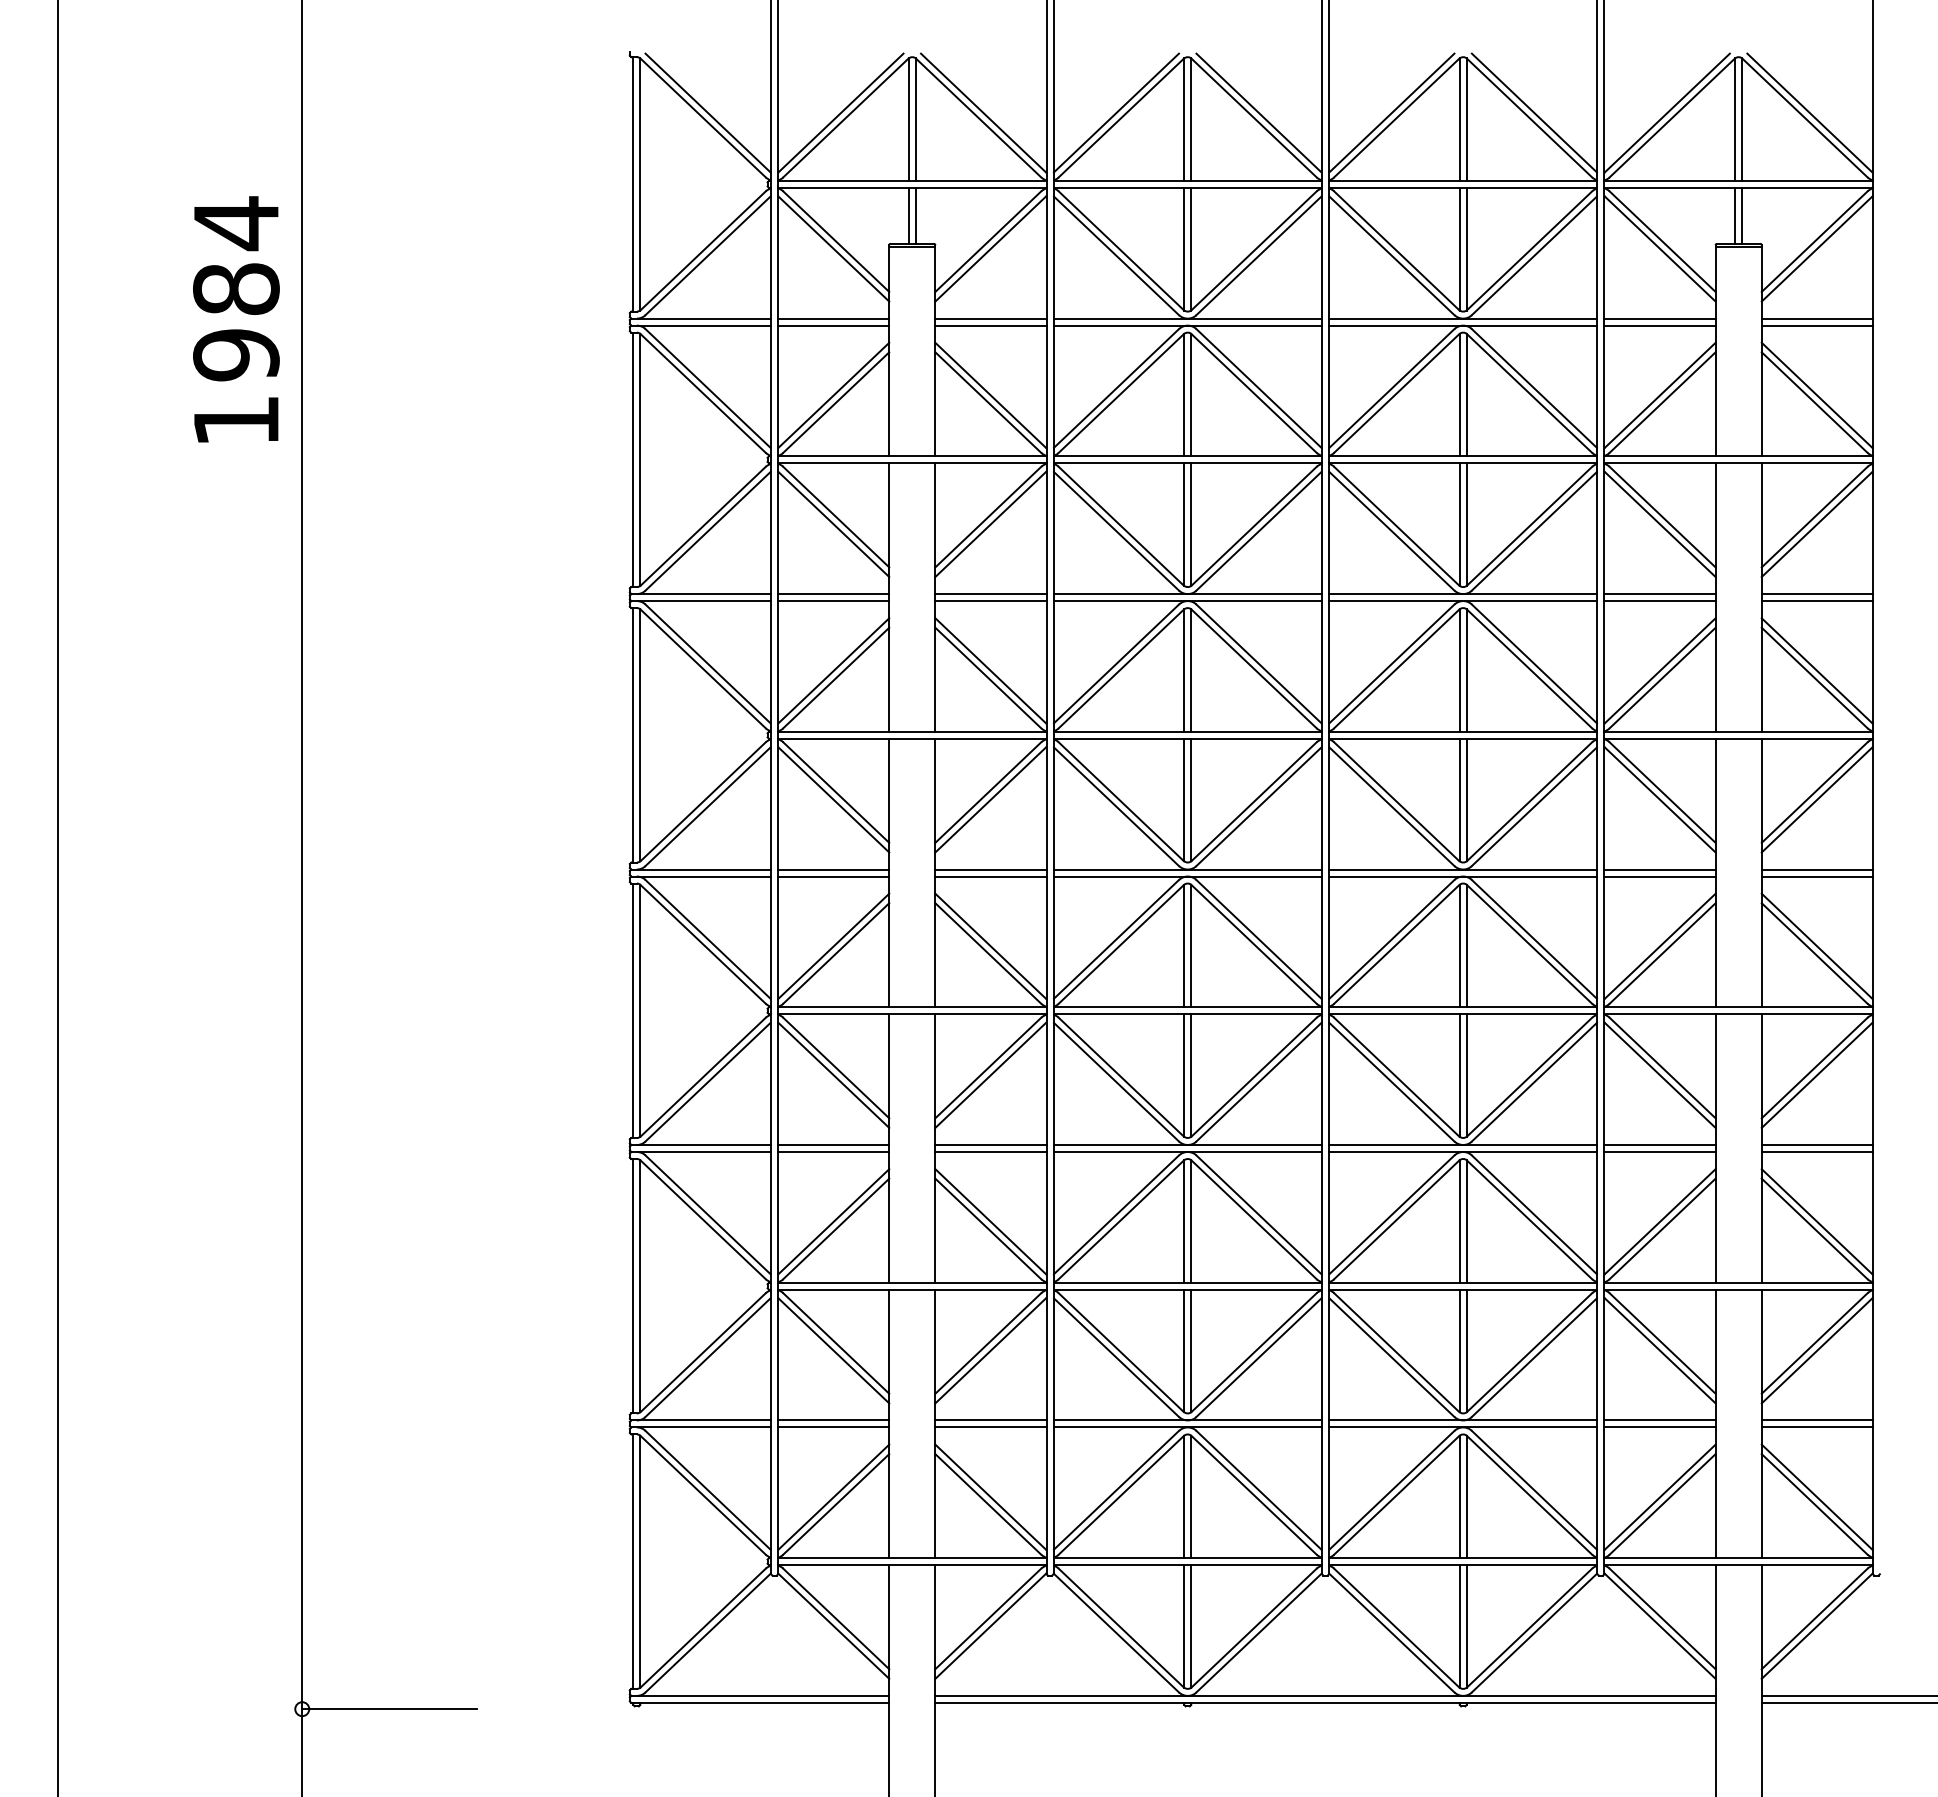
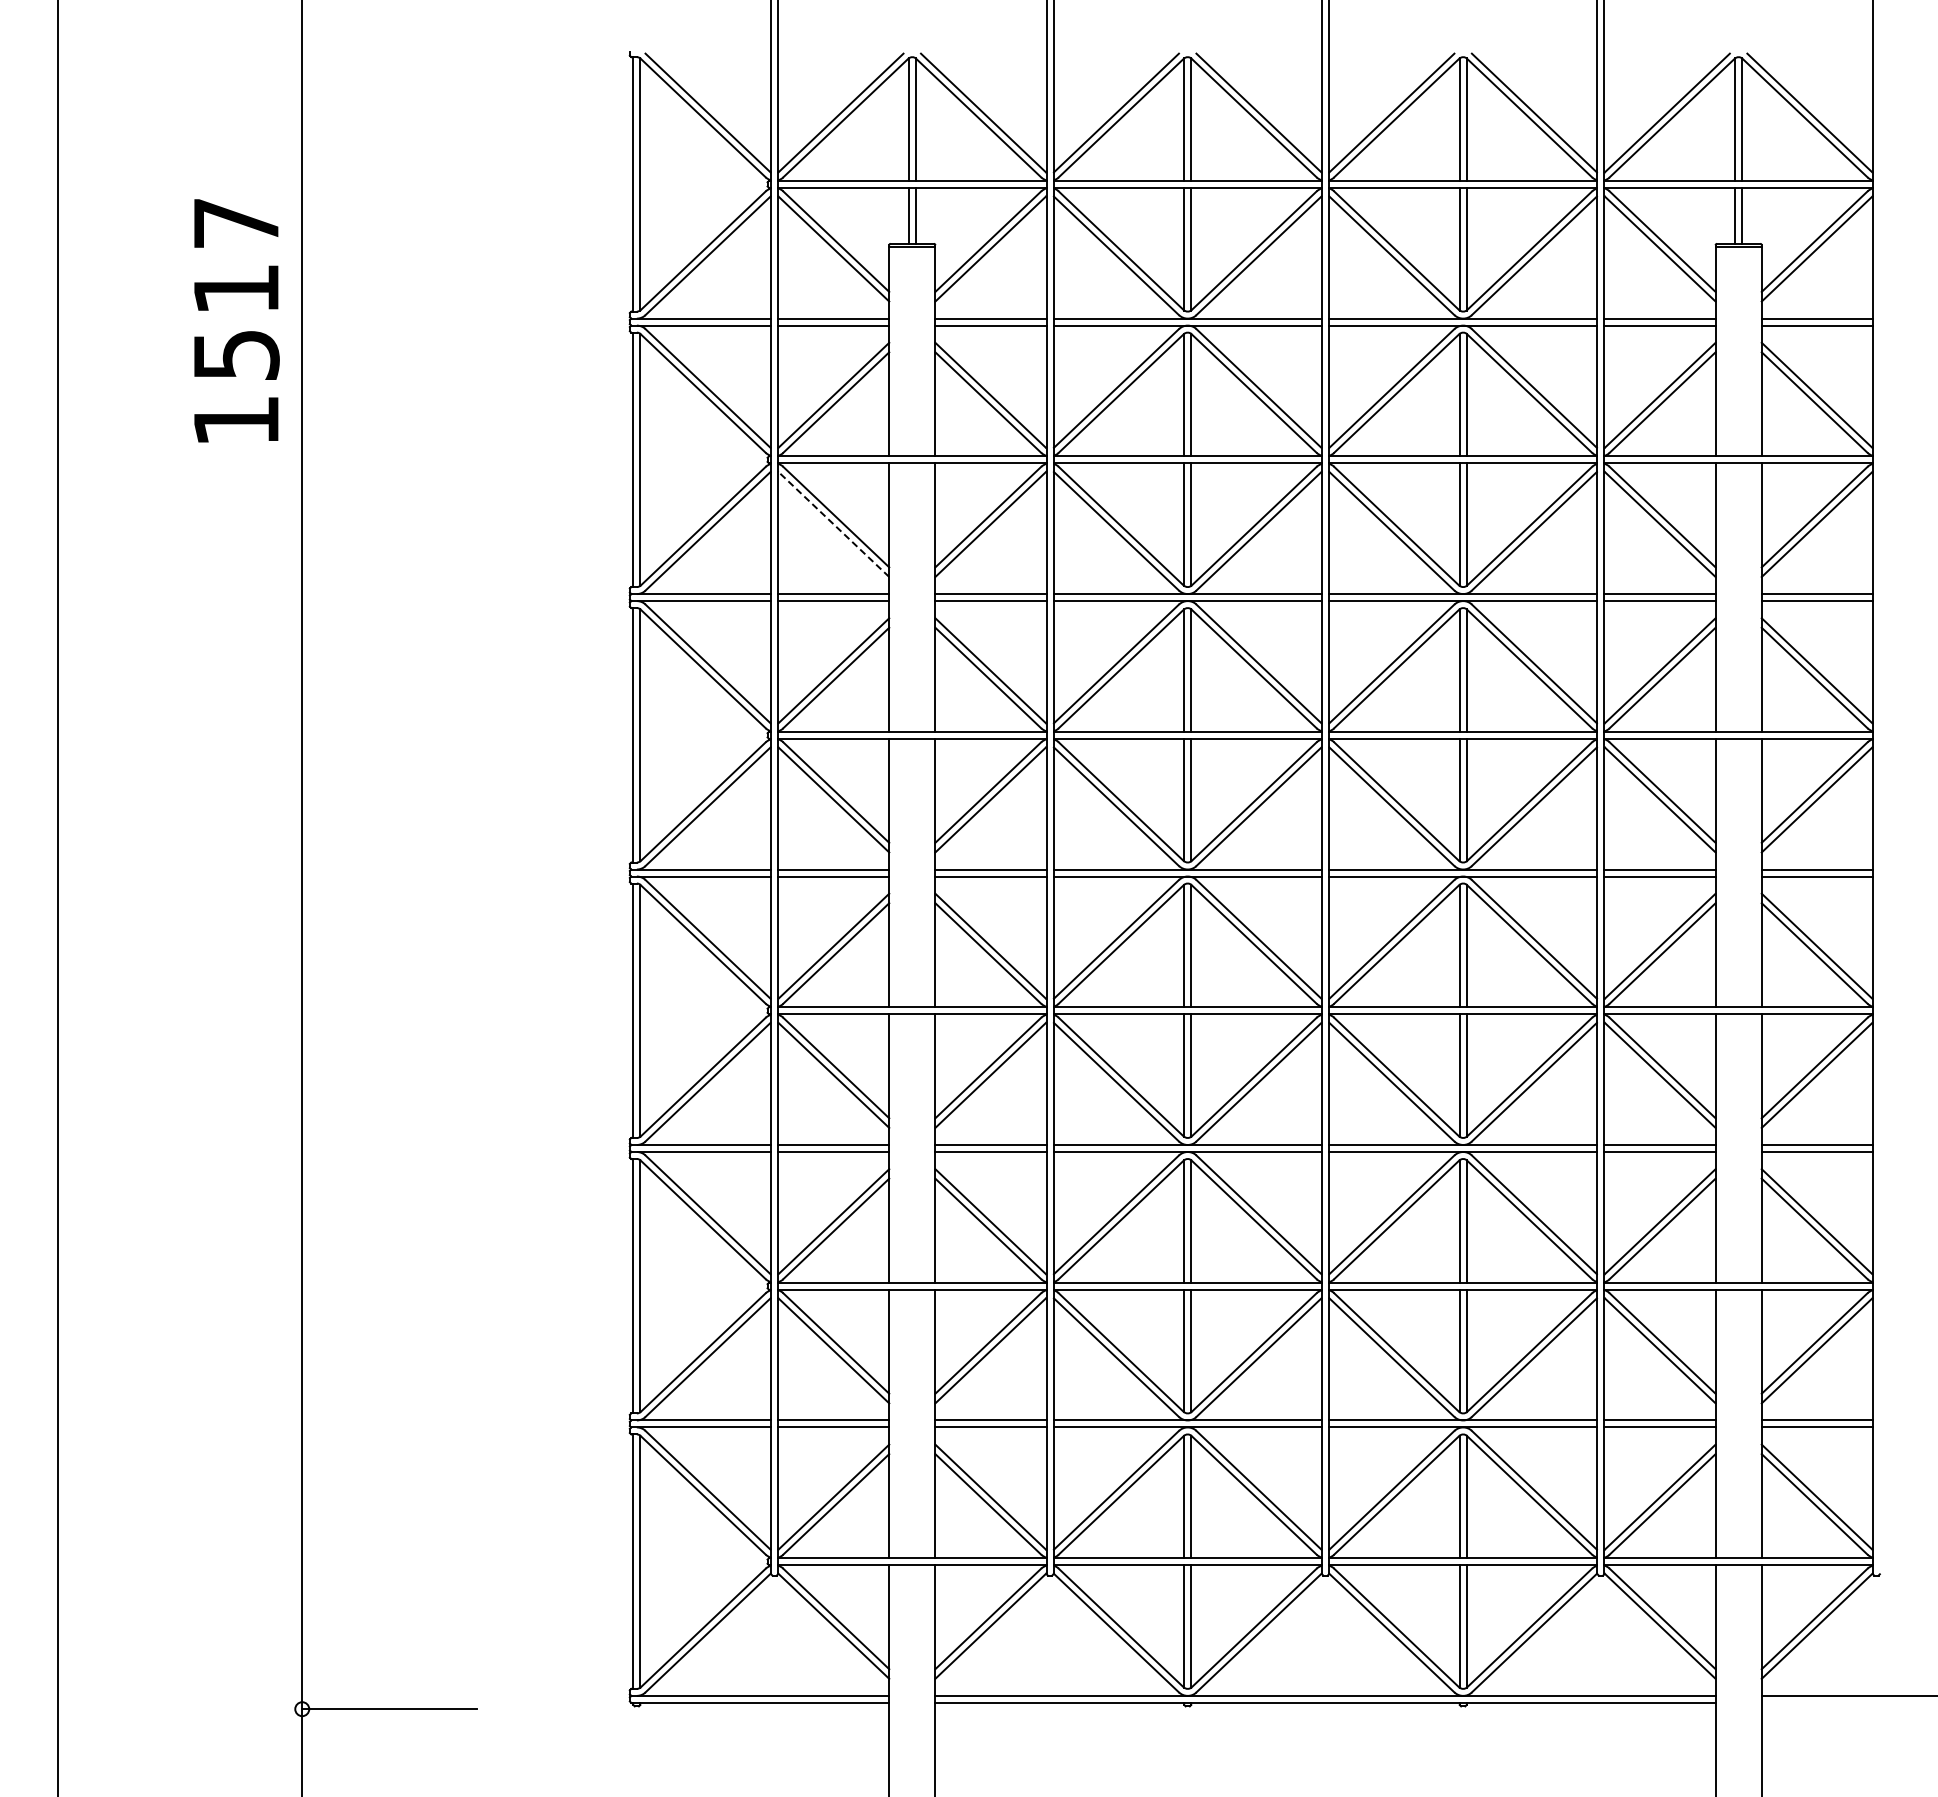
text: 1984 -> 1517 (236, 288)
line: solid -> dashed (833, 524)
line: present -> none (1847, 1702)
